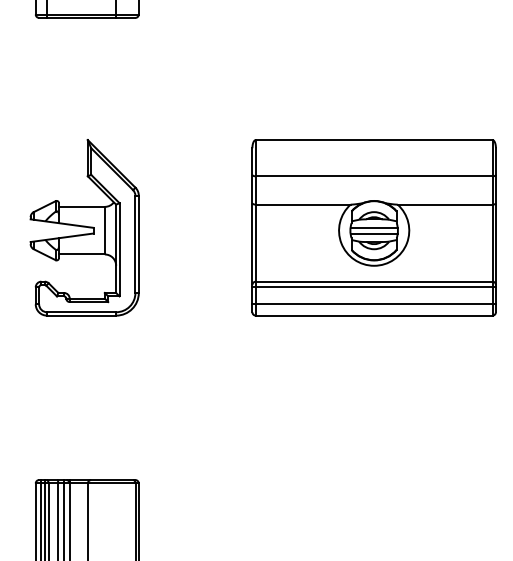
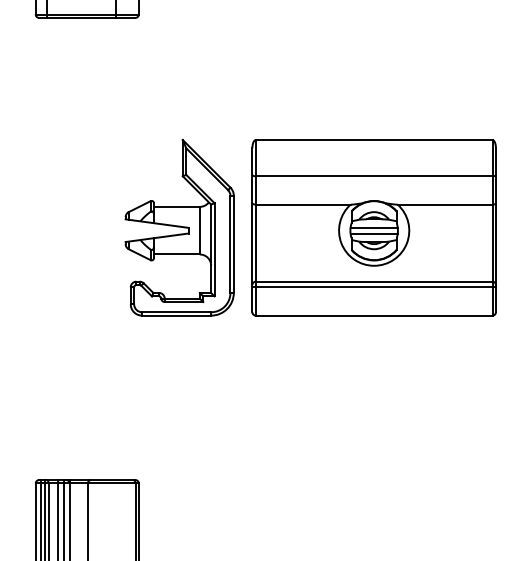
part position: (84, 227) -> (179, 227) (179, 227)
line: present -> none (373, 304)
